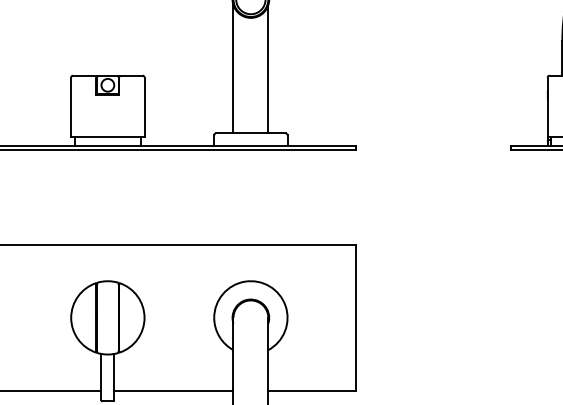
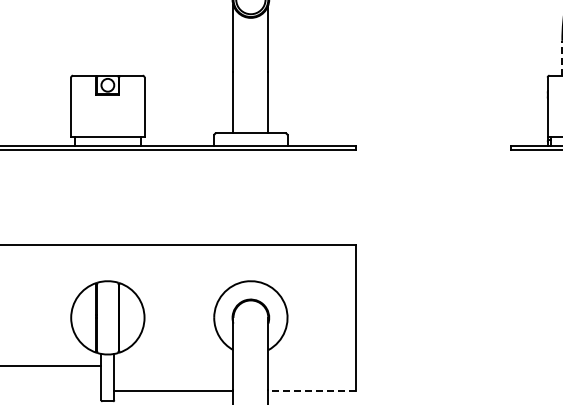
line: solid -> dashed (562, 57)
line position: (51, 391) -> (51, 366) (51, 366)
line: solid -> dashed (311, 391)
